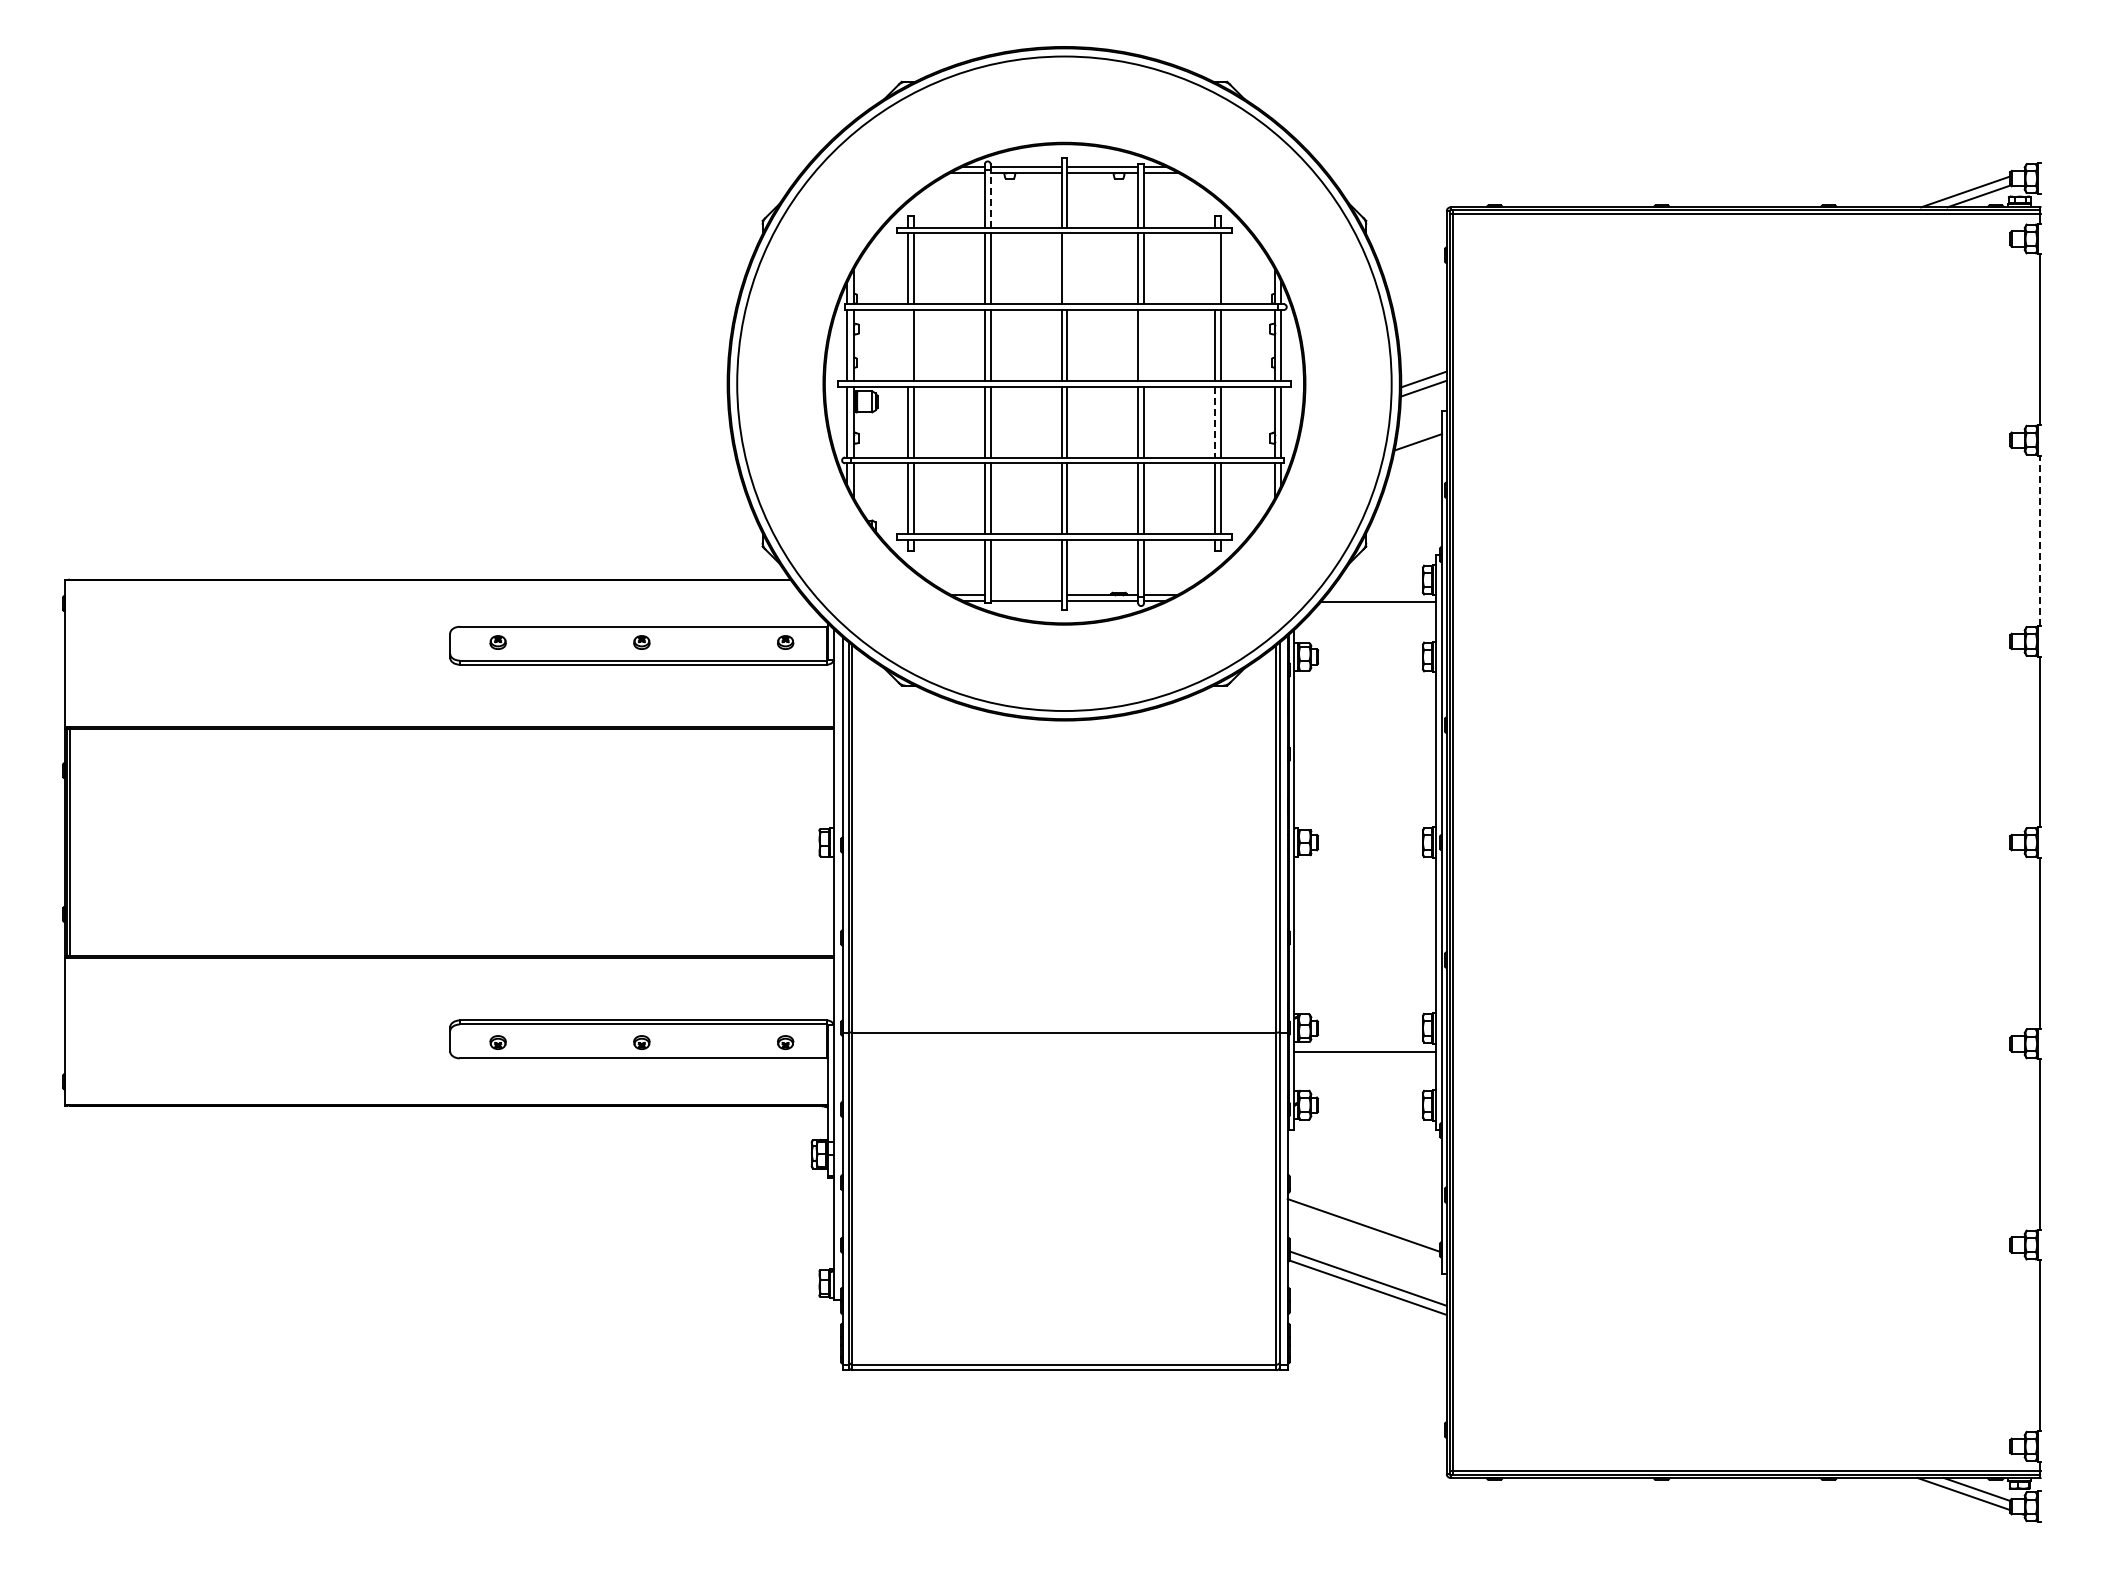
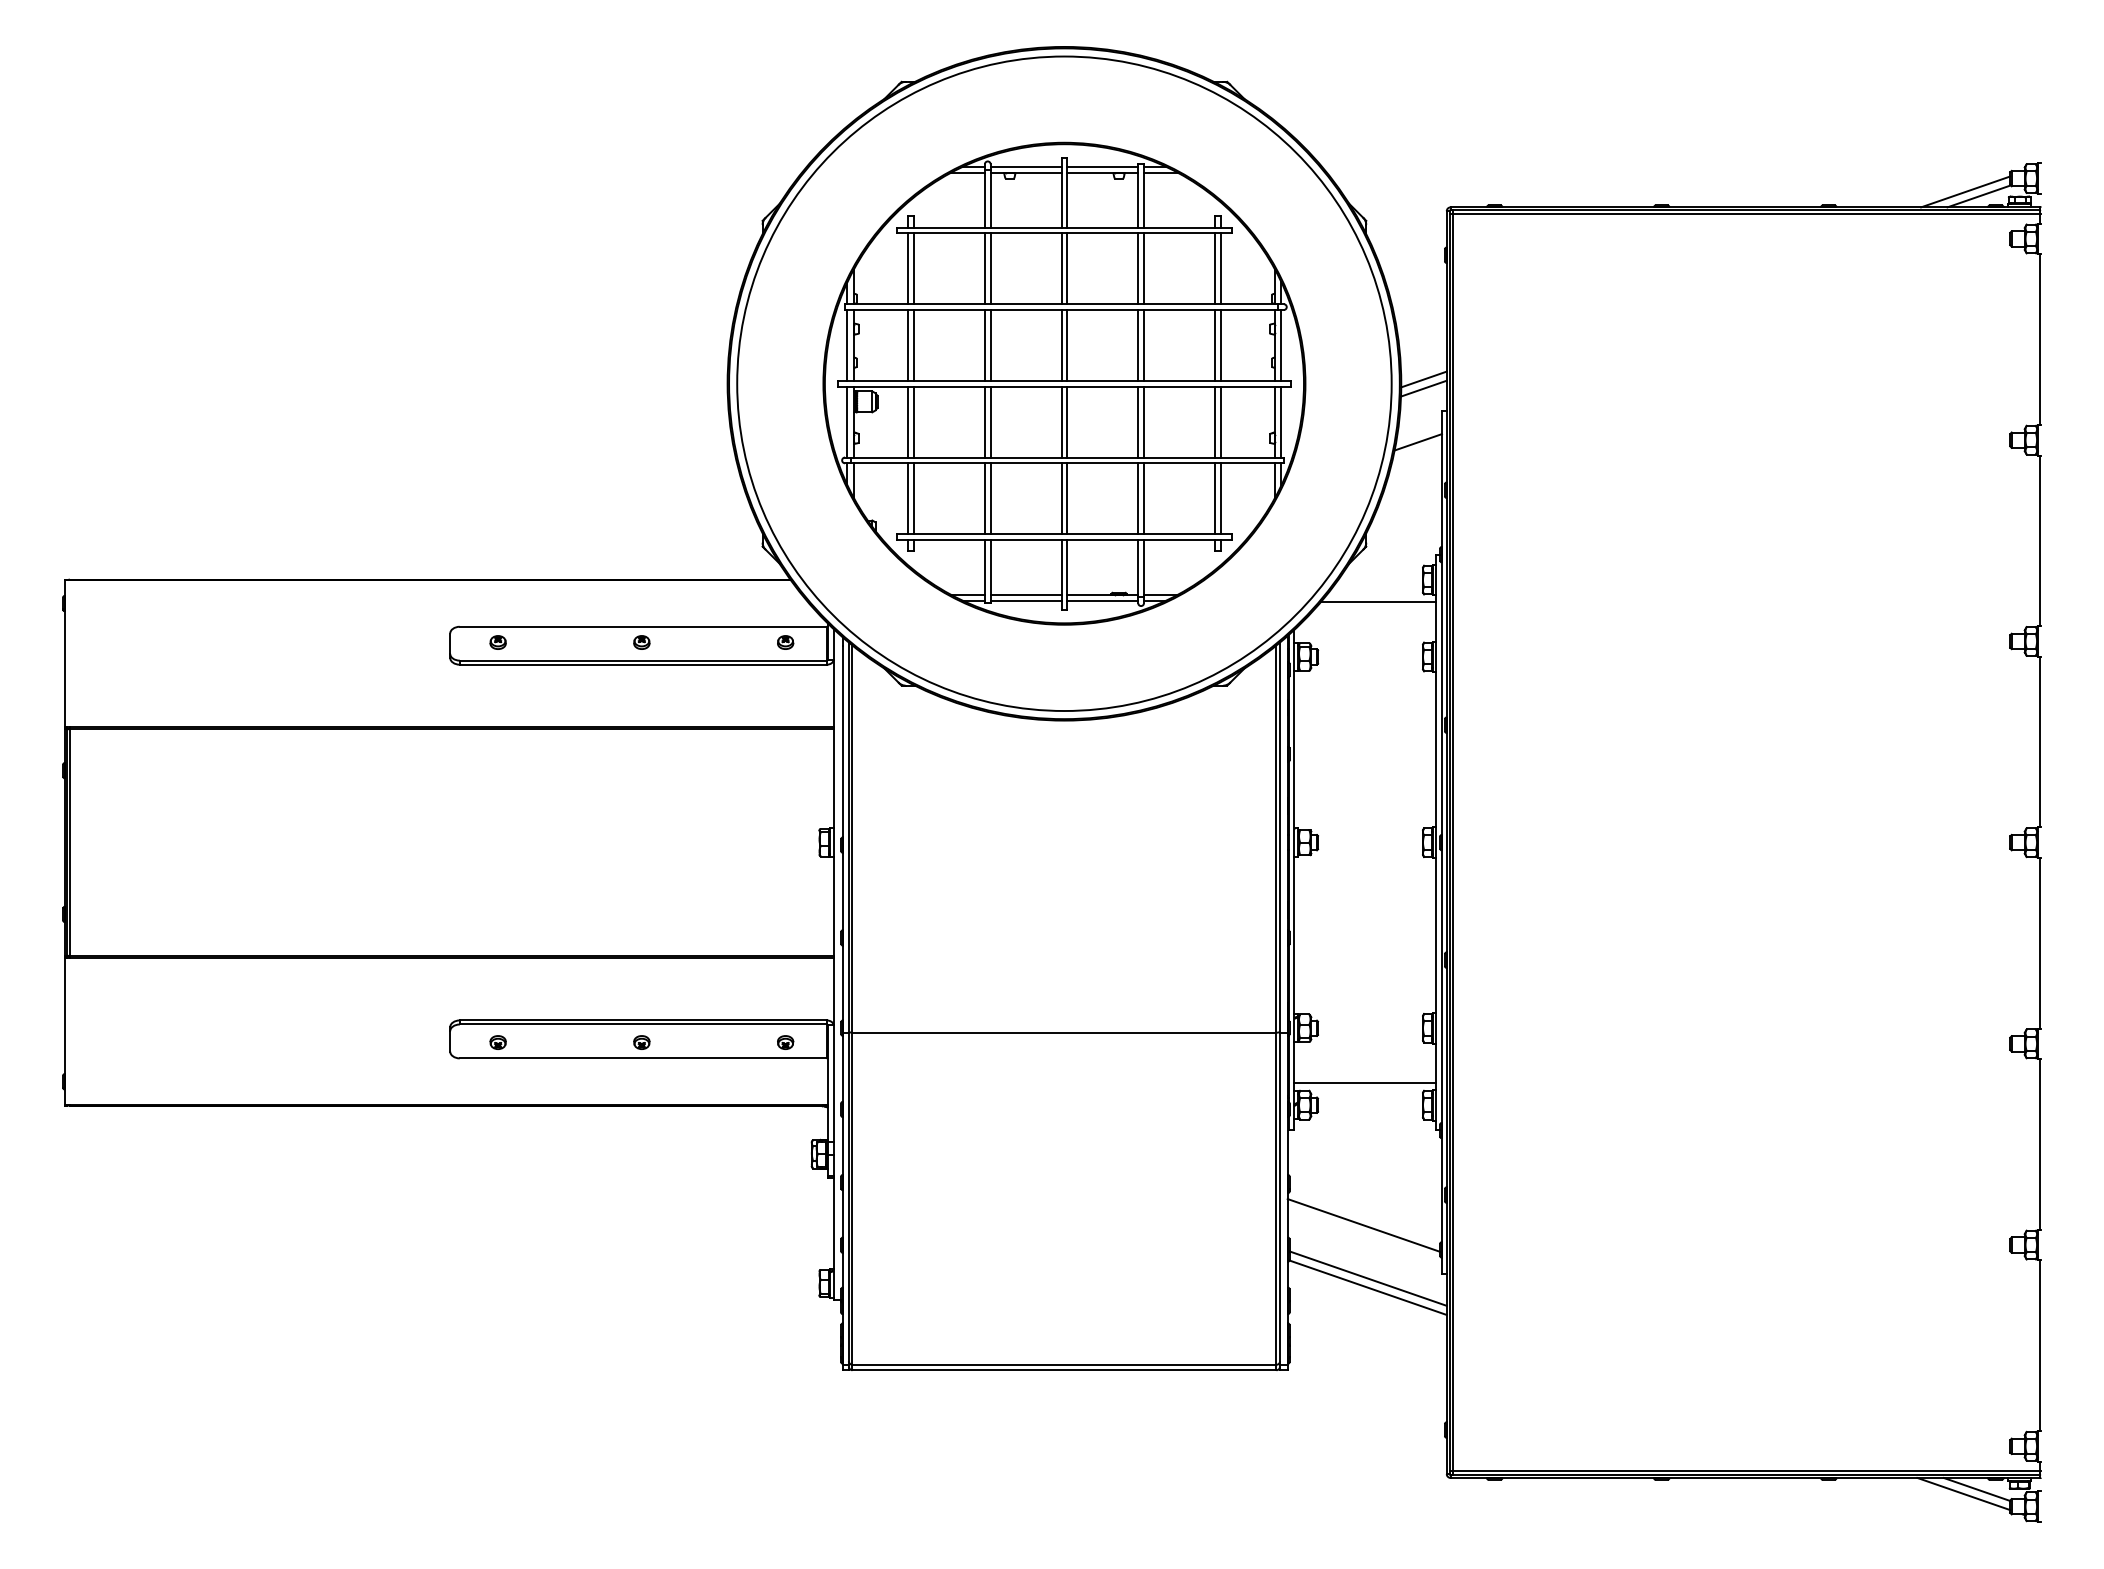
line: dashed -> solid (990, 198)
line: none -> present (1067, 268)
line: none -> present (1214, 268)
line: none -> present (908, 344)
line: none -> present (1143, 344)
line: dashed -> solid (1214, 422)
line: dashed -> solid (2039, 540)
line: none -> present (1025, 594)
line position: (1365, 1052) -> (1365, 1083) (1365, 1083)
